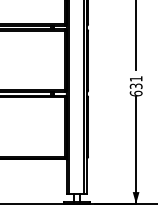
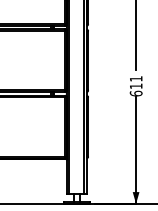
text: 631 -> 611 (135, 86)
